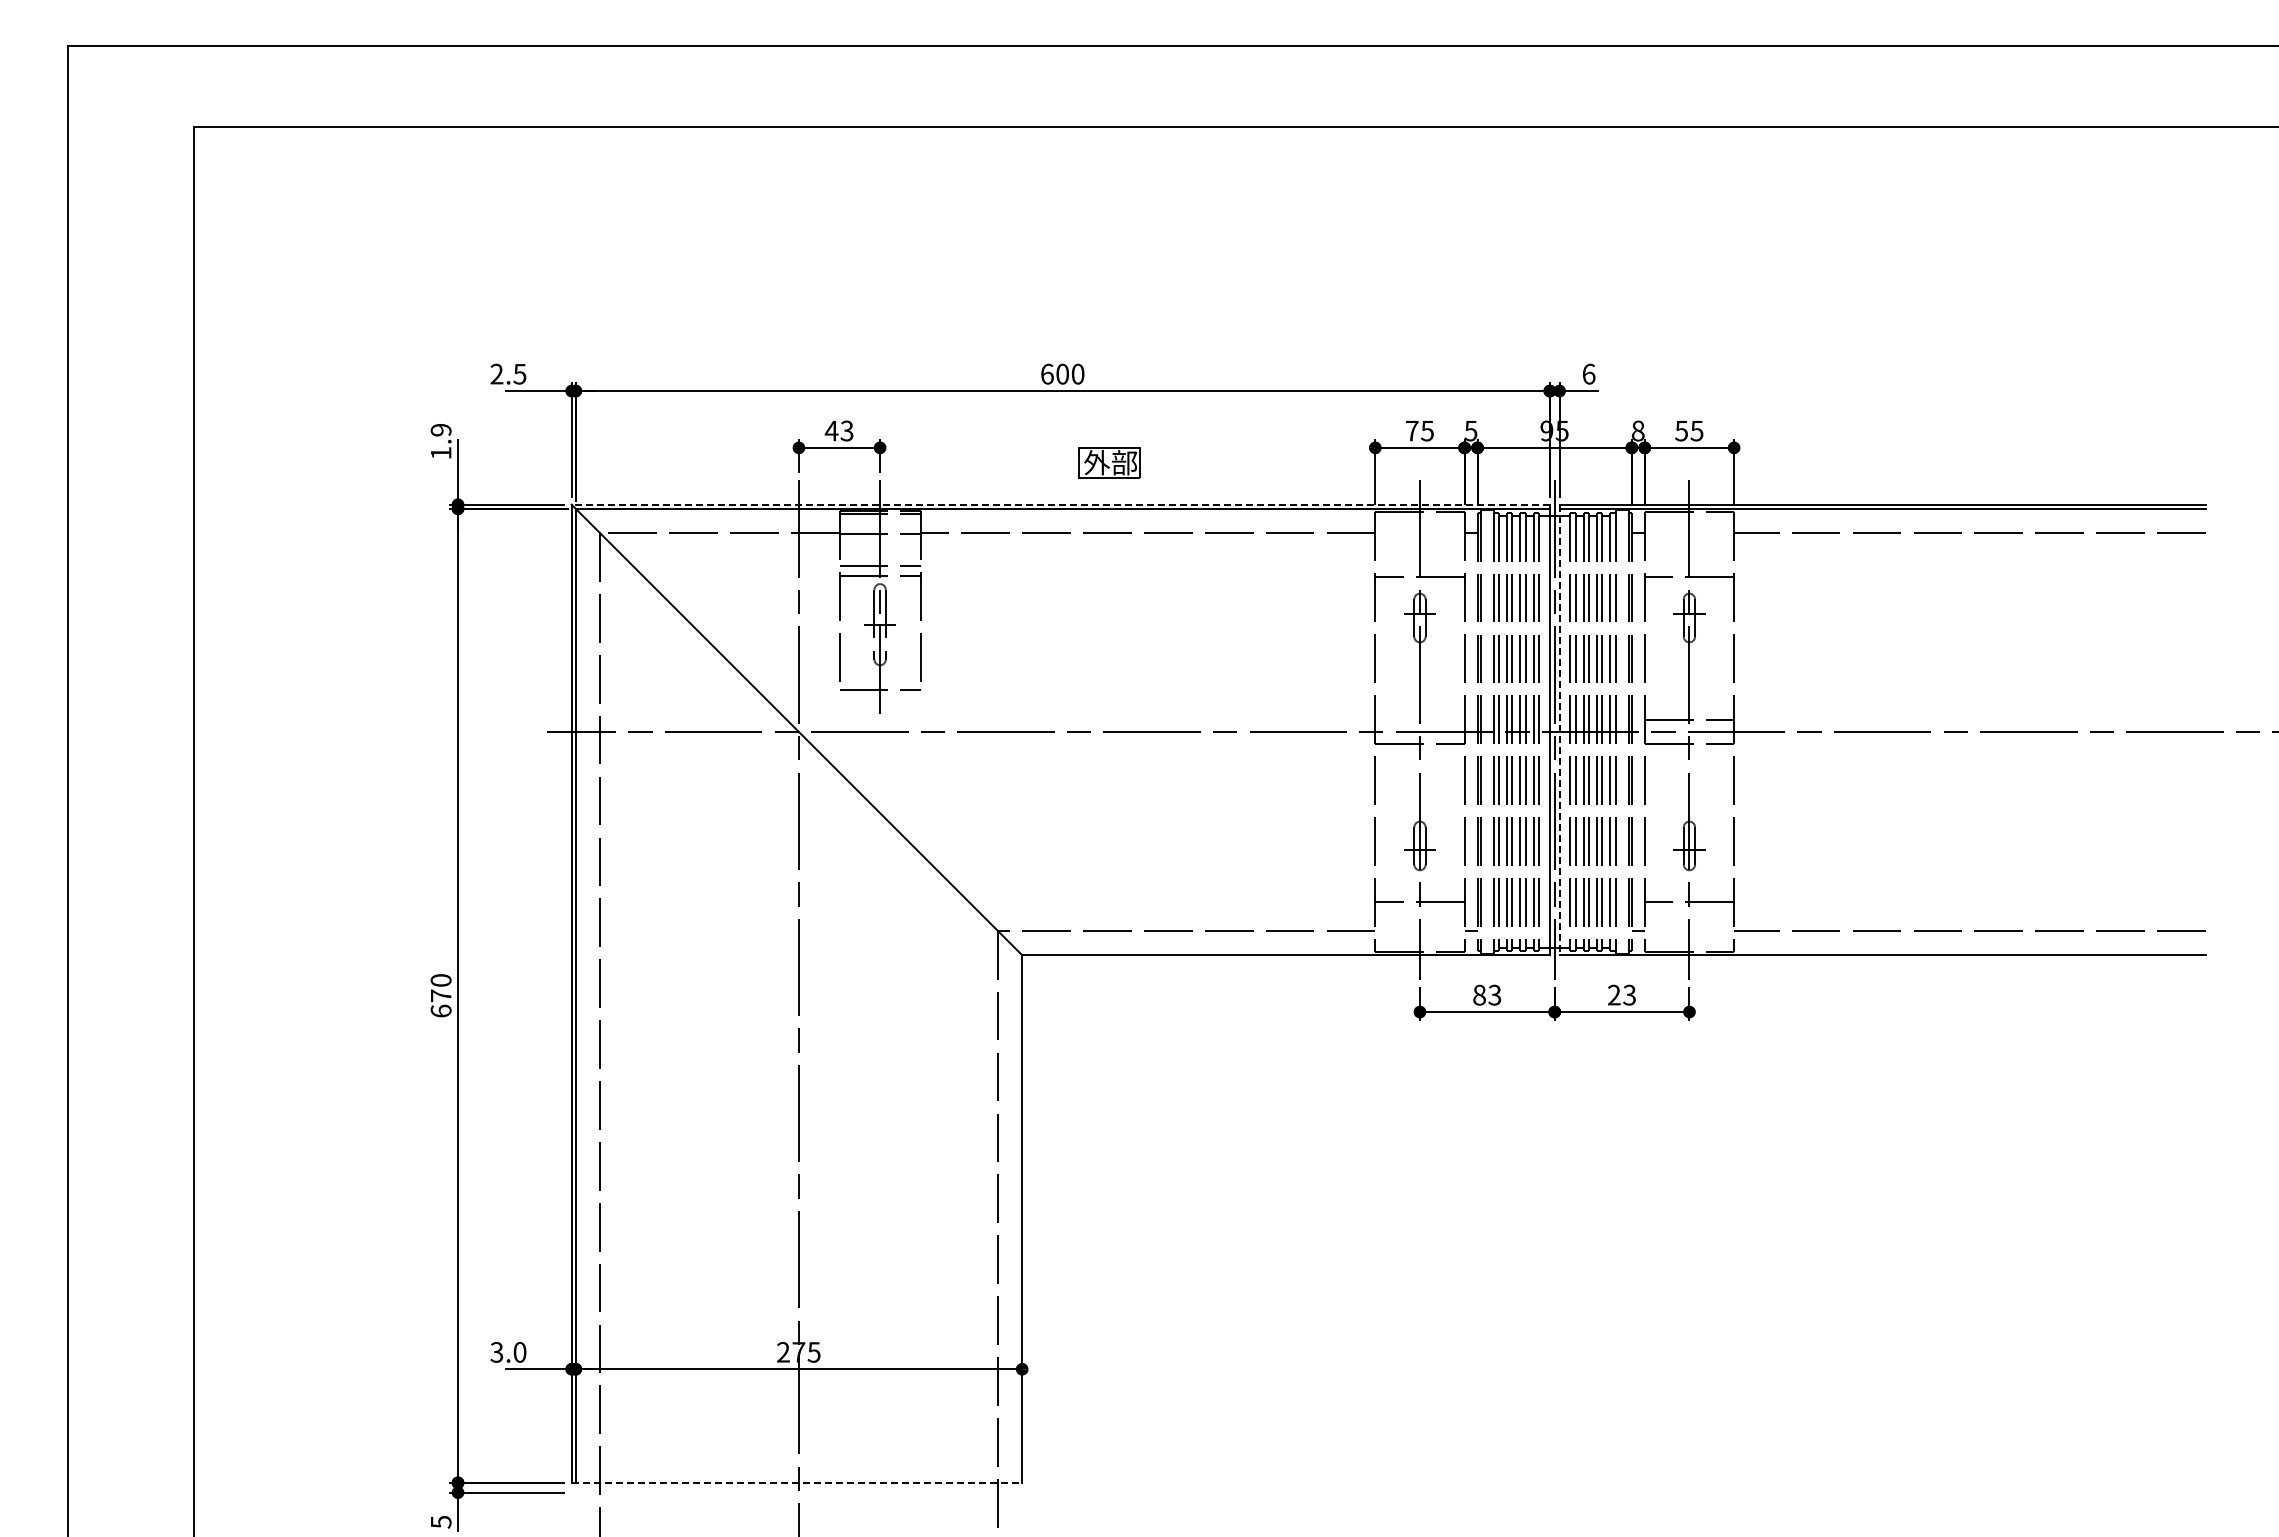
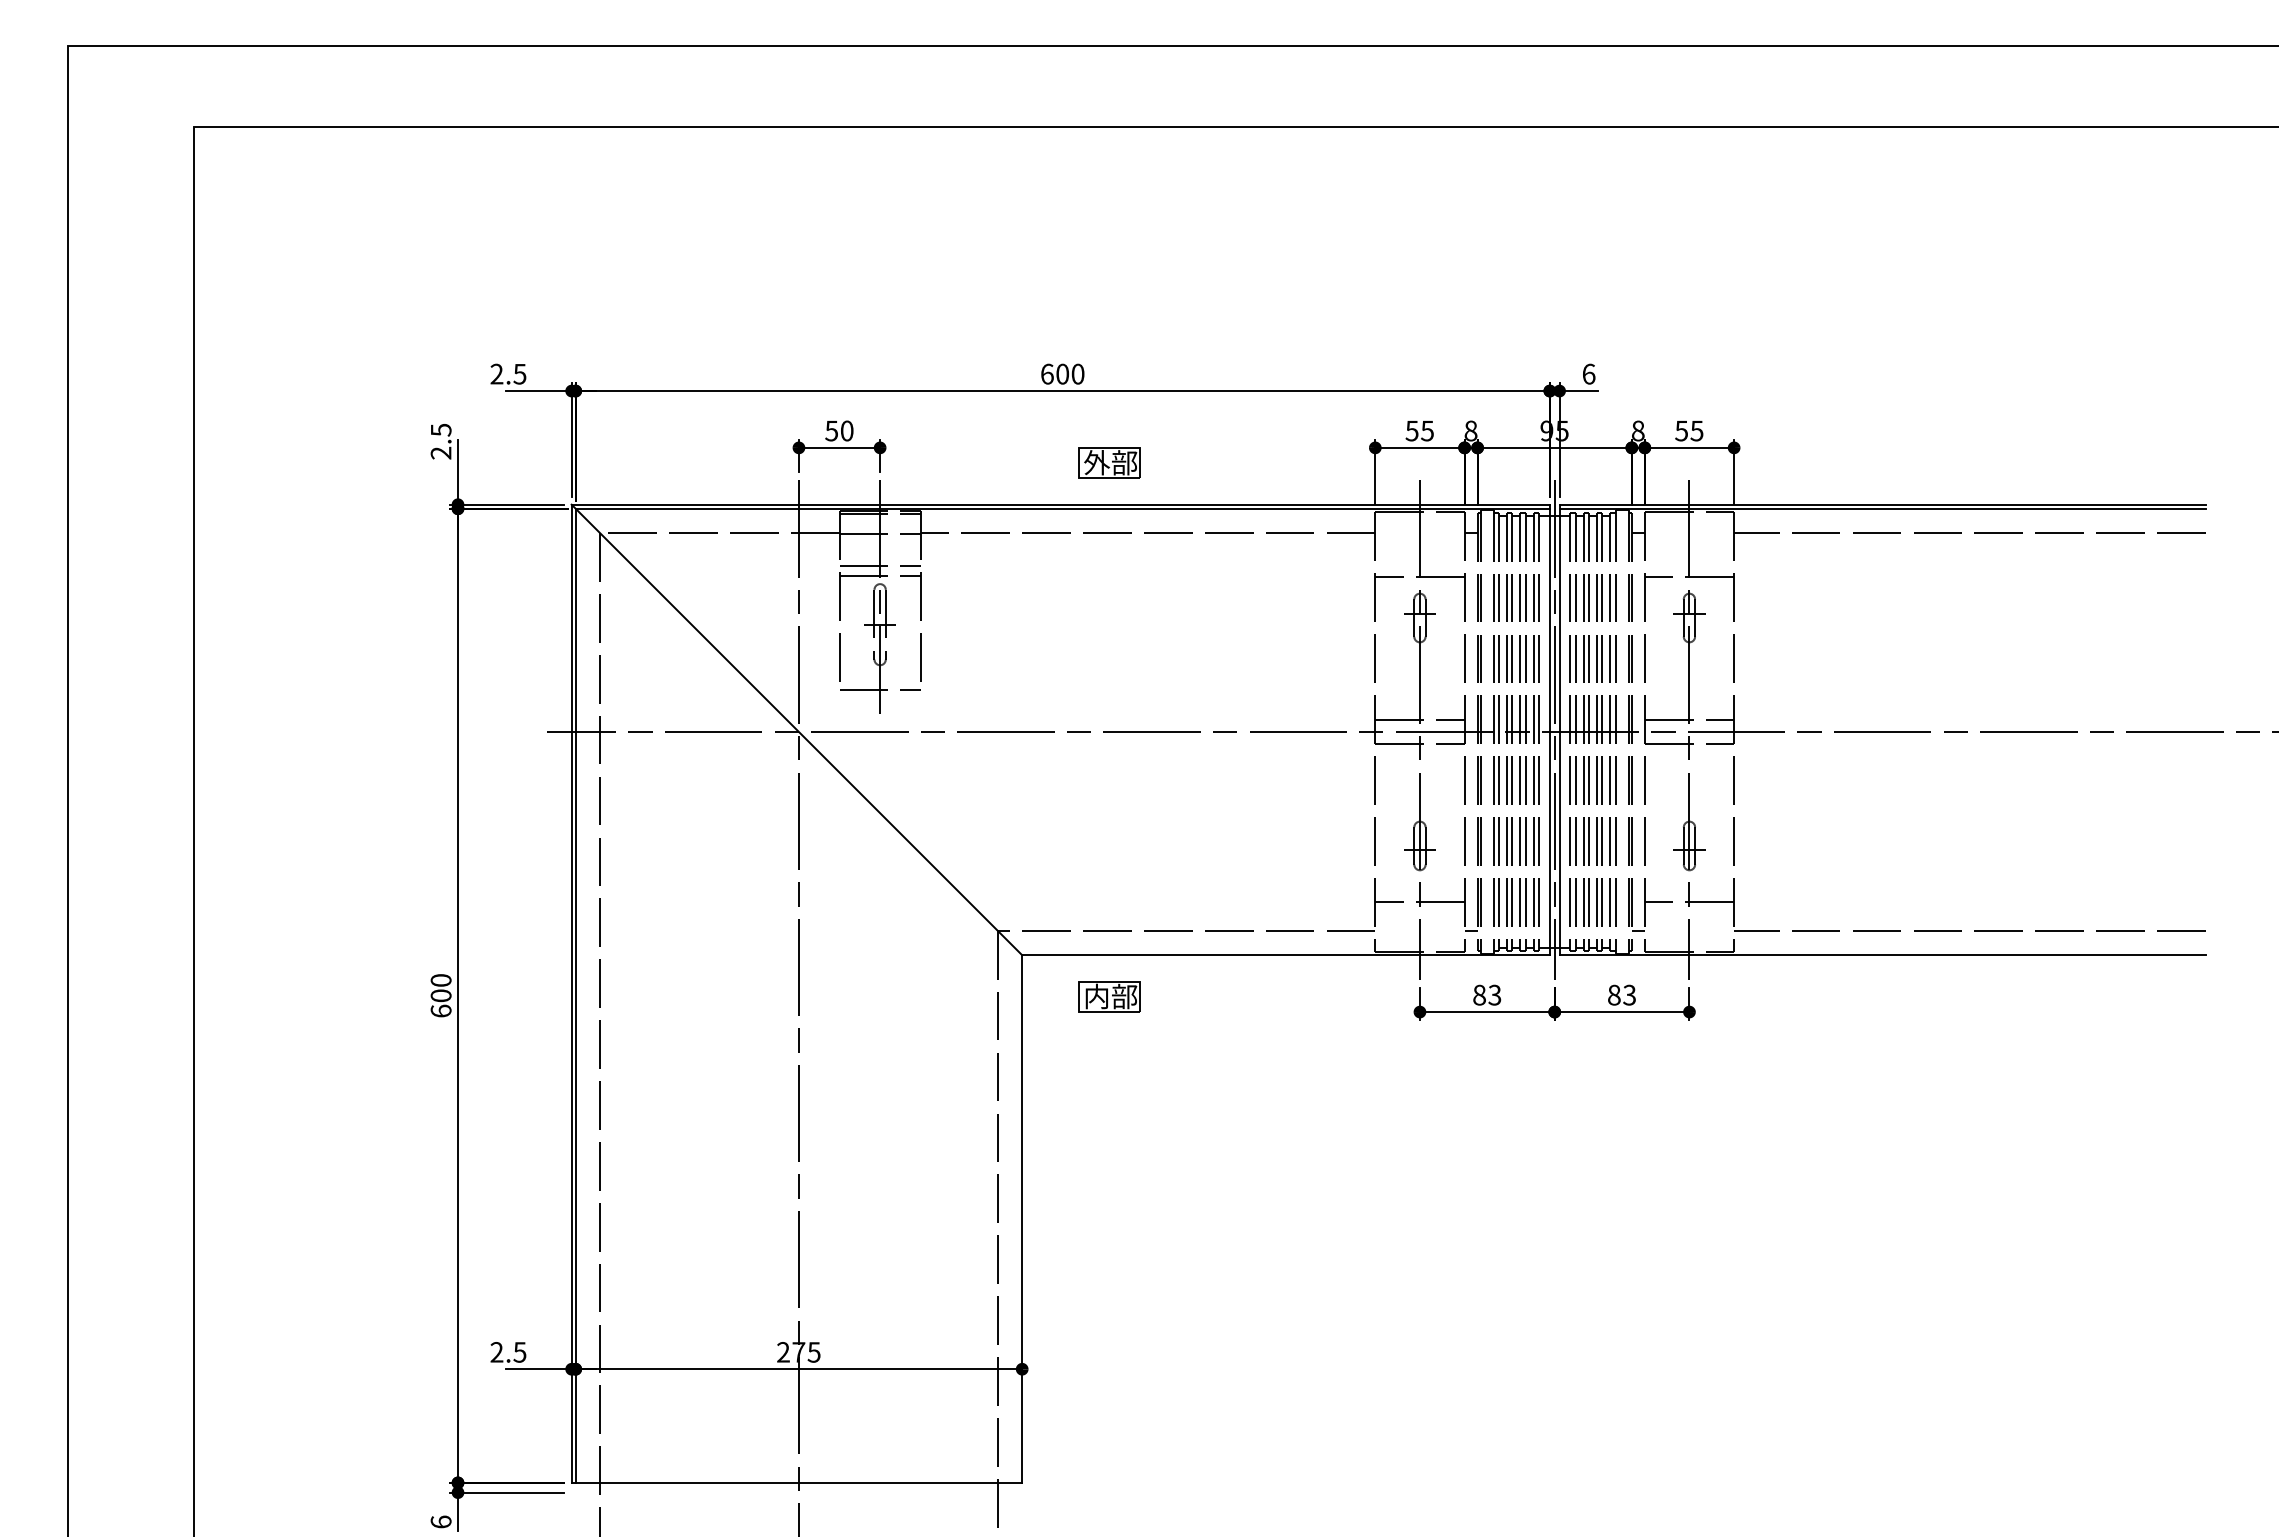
text: 43 -> 50 (838, 430)
text: 75 -> 55 (1411, 430)
text: 5 -> 8 (1470, 430)
text: 1.9 -> 2.5 (440, 441)
line: dashed -> solid (1060, 504)
line: none -> present (1419, 719)
line: dashed -> solid (1559, 730)
text: 23 -> 83 (1614, 994)
text: 670 -> 600 (440, 995)
part: none -> present (1109, 996)
text: 3.0 -> 2.5 (508, 1352)
line: dashed -> solid (797, 1482)
text: 5 -> 6 (440, 1521)
